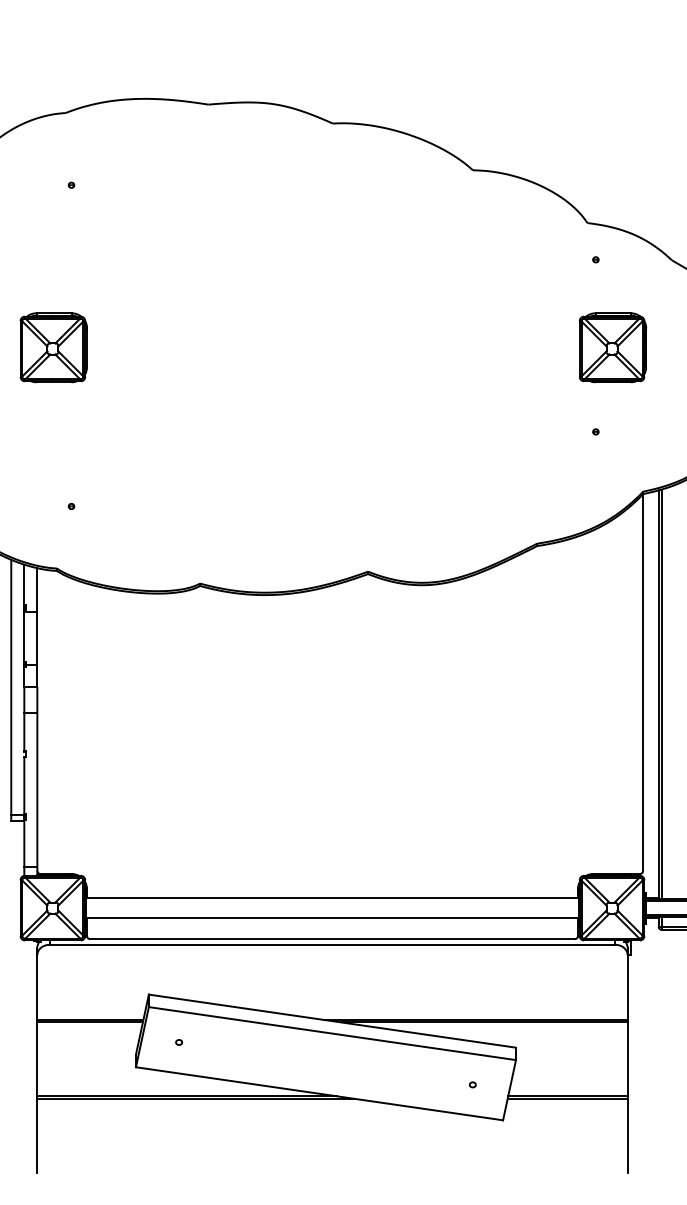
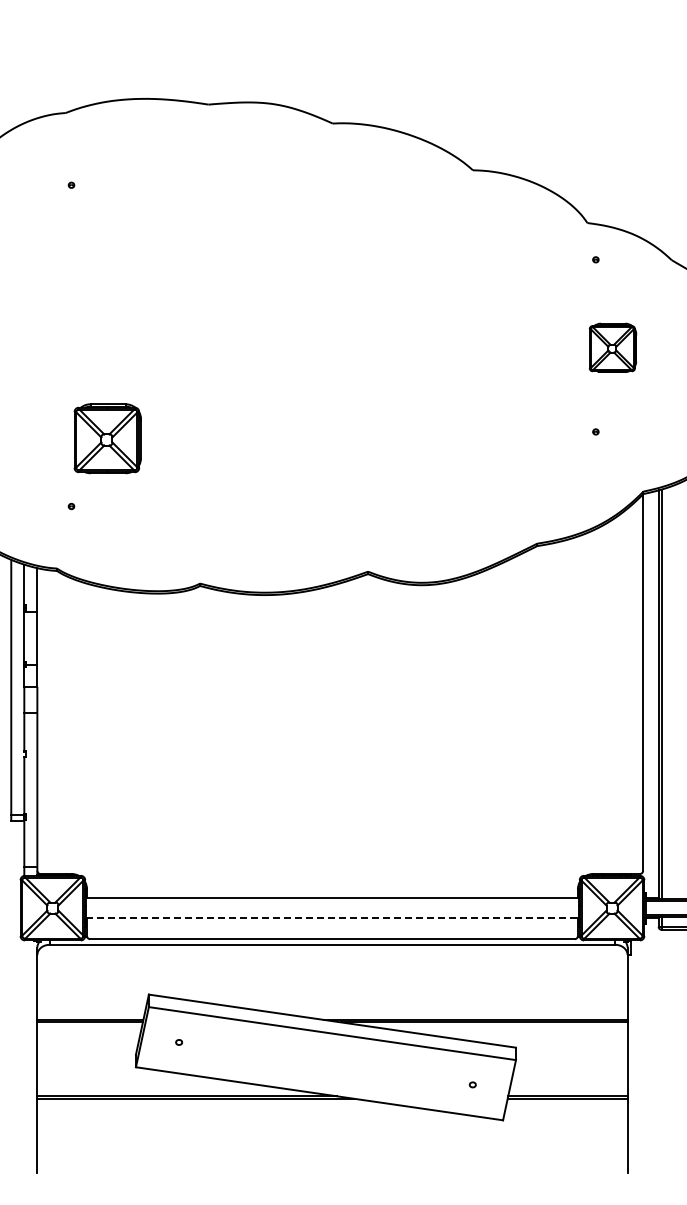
part position: (53, 347) -> (107, 438) (107, 438)
part size: 70x72 px -> 50x51 px (612, 347)
line: solid -> dashed (332, 918)
